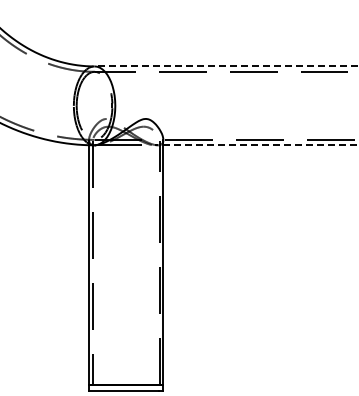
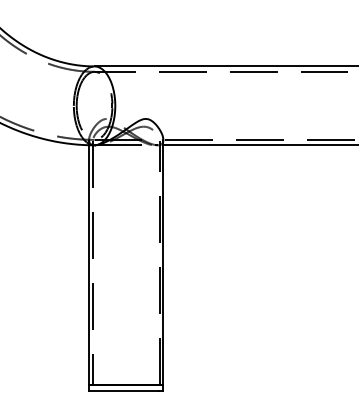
line: dashed -> solid (226, 66)
line: dashed -> solid (261, 145)
